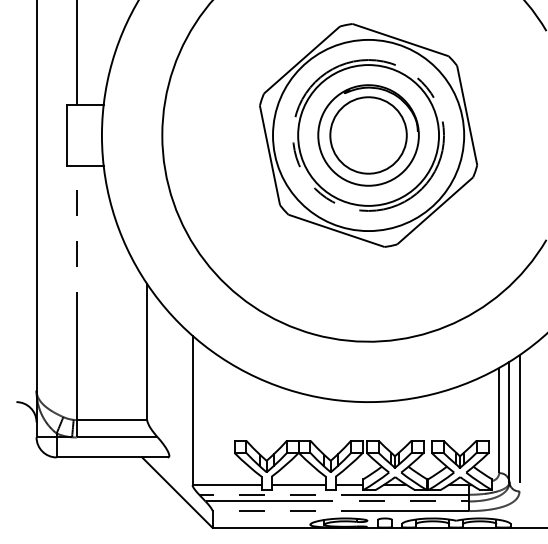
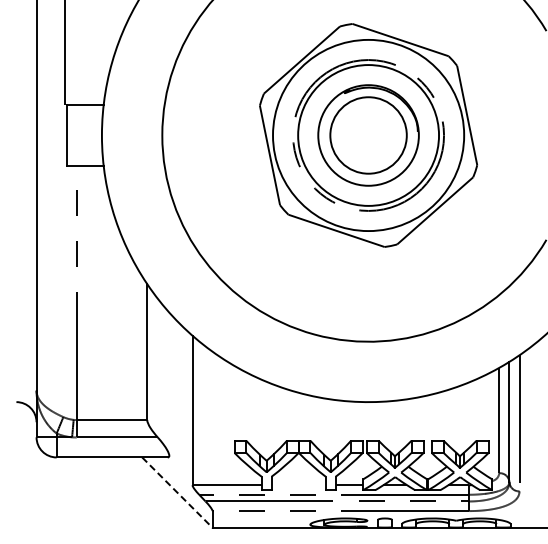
line position: (76, 53) -> (64, 53) (64, 53)
line: present -> none (298, 485)
line: solid -> dashed (177, 492)
